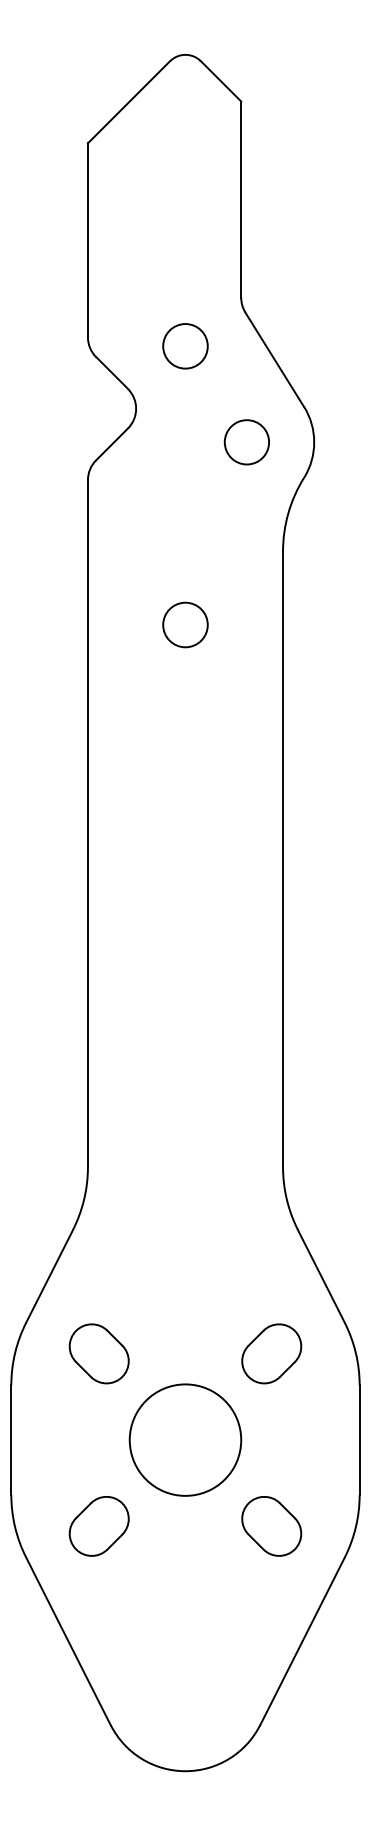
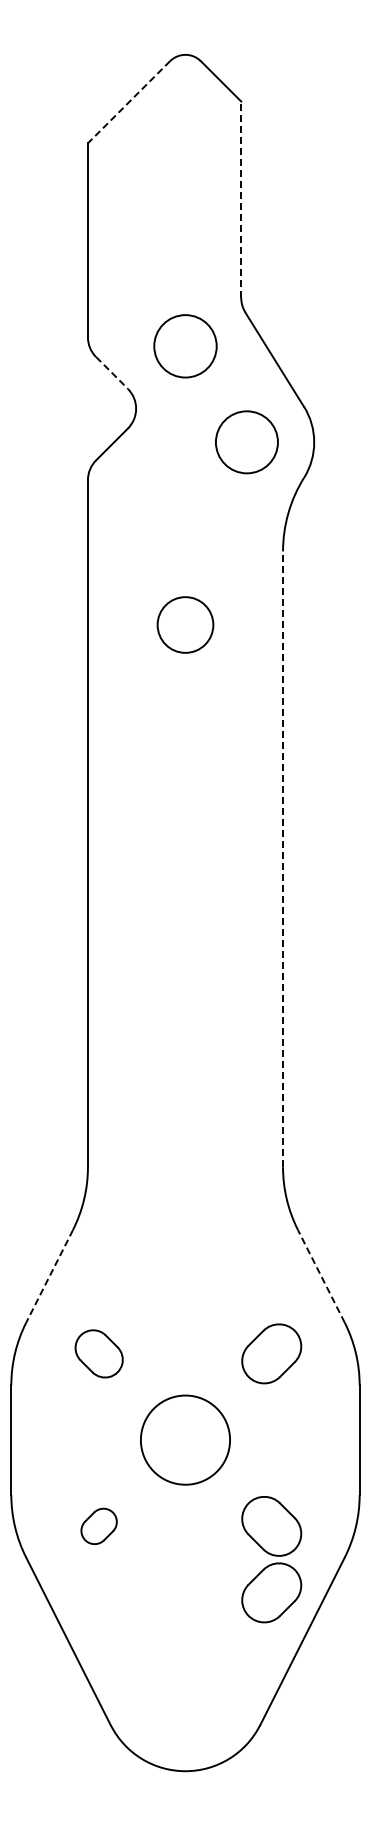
line: solid -> dashed (128, 102)
line: solid -> dashed (241, 199)
circle diameter: 45 px -> 62 px (185, 346)
line: solid -> dashed (112, 373)
circle diameter: 44 px -> 62 px (246, 442)
circle diameter: 45 px -> 56 px (185, 624)
line: solid -> dashed (283, 859)
line: solid -> dashed (49, 1276)
line: solid -> dashed (321, 1276)
part size: 62x62 px -> 50x50 px (98, 1353)
circle diameter: 111 px -> 89 px (185, 1439)
part size: 62x61 px -> 38x38 px (98, 1525)
part: none -> present (271, 1592)
